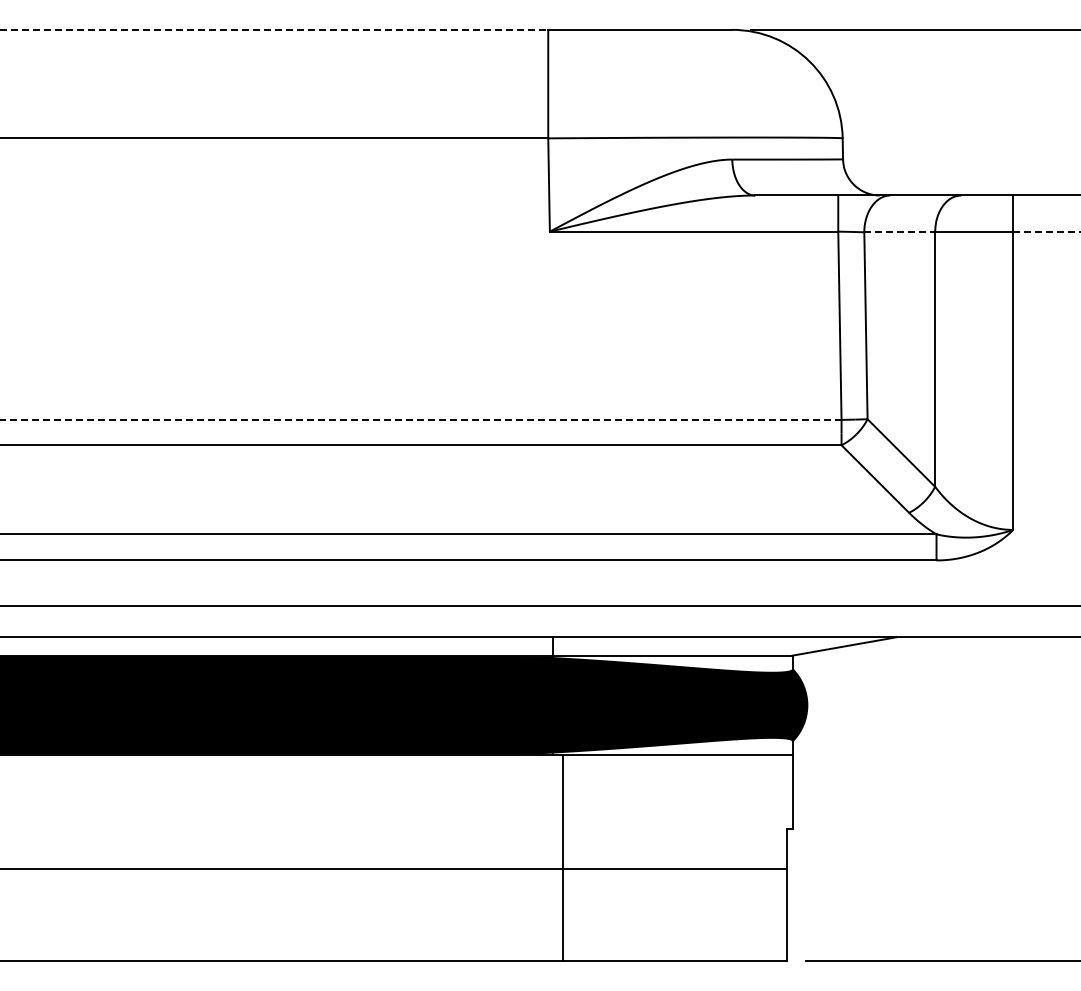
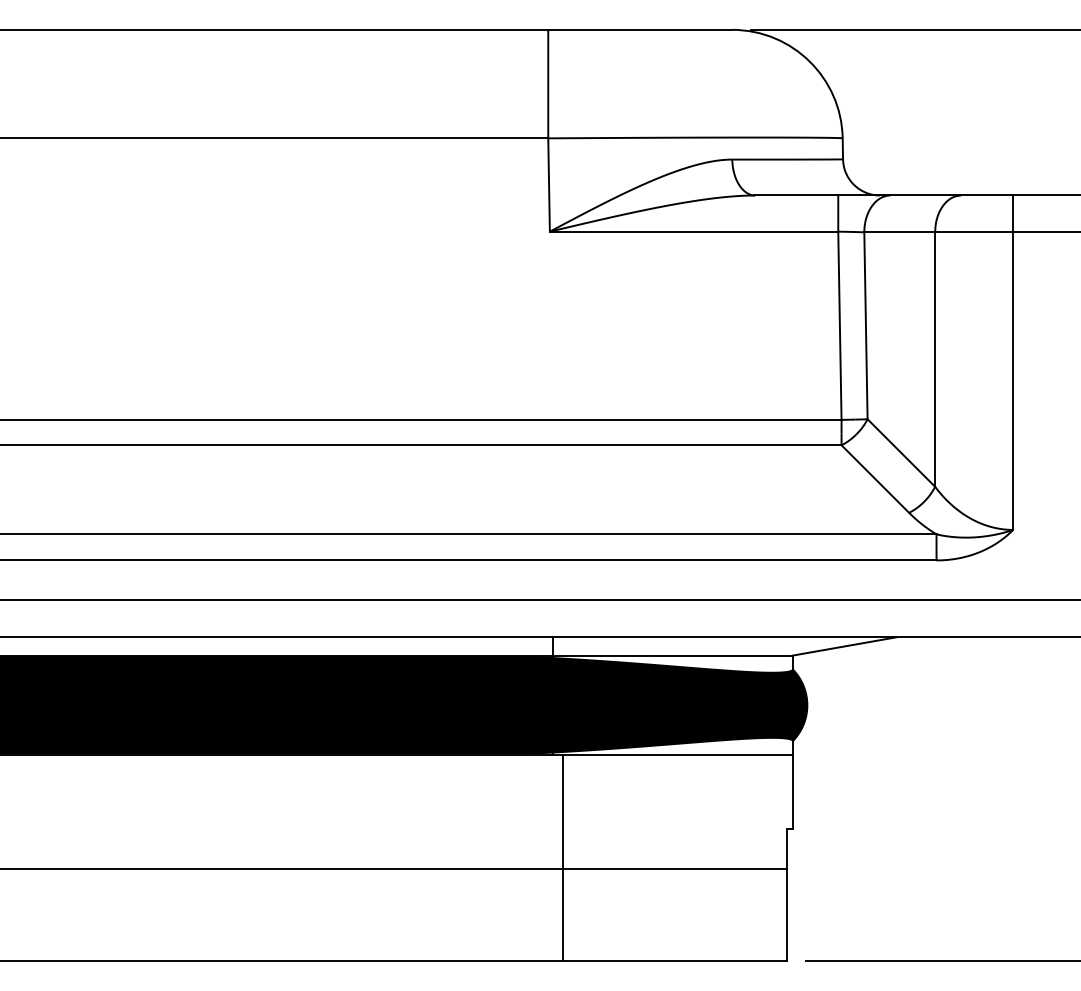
line: dashed -> solid (274, 29)
line: dashed -> solid (900, 232)
line: dashed -> solid (1046, 232)
line: dashed -> solid (420, 419)
line position: (539, 606) -> (539, 600) (539, 600)
